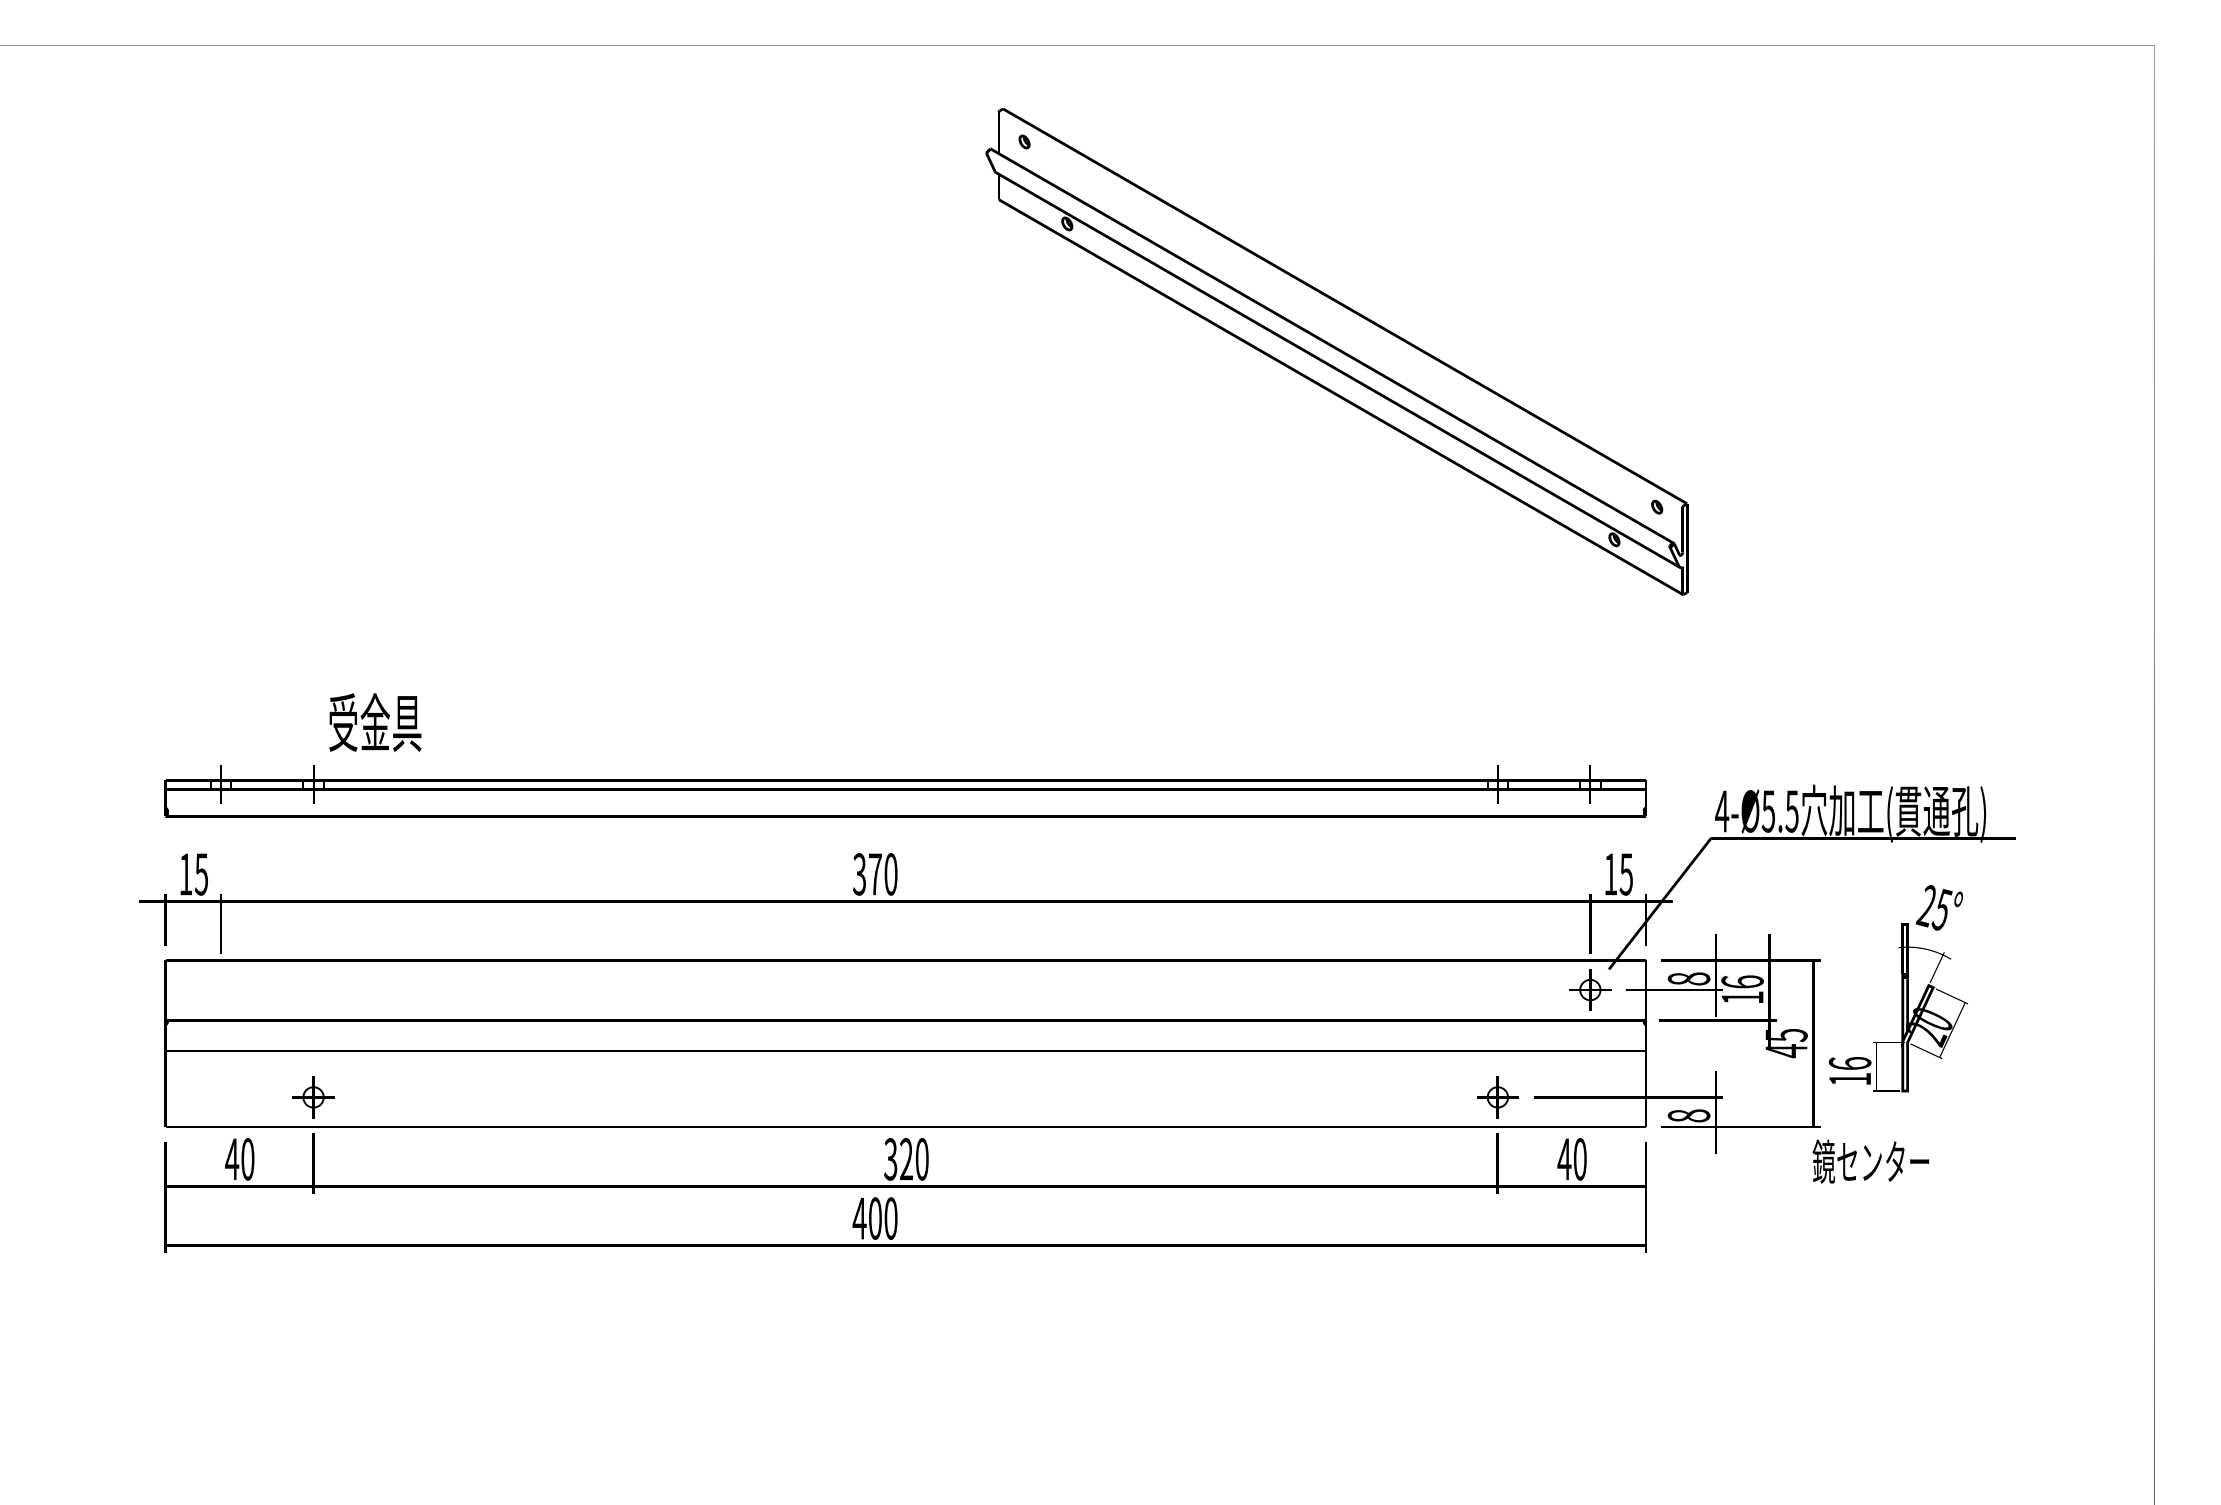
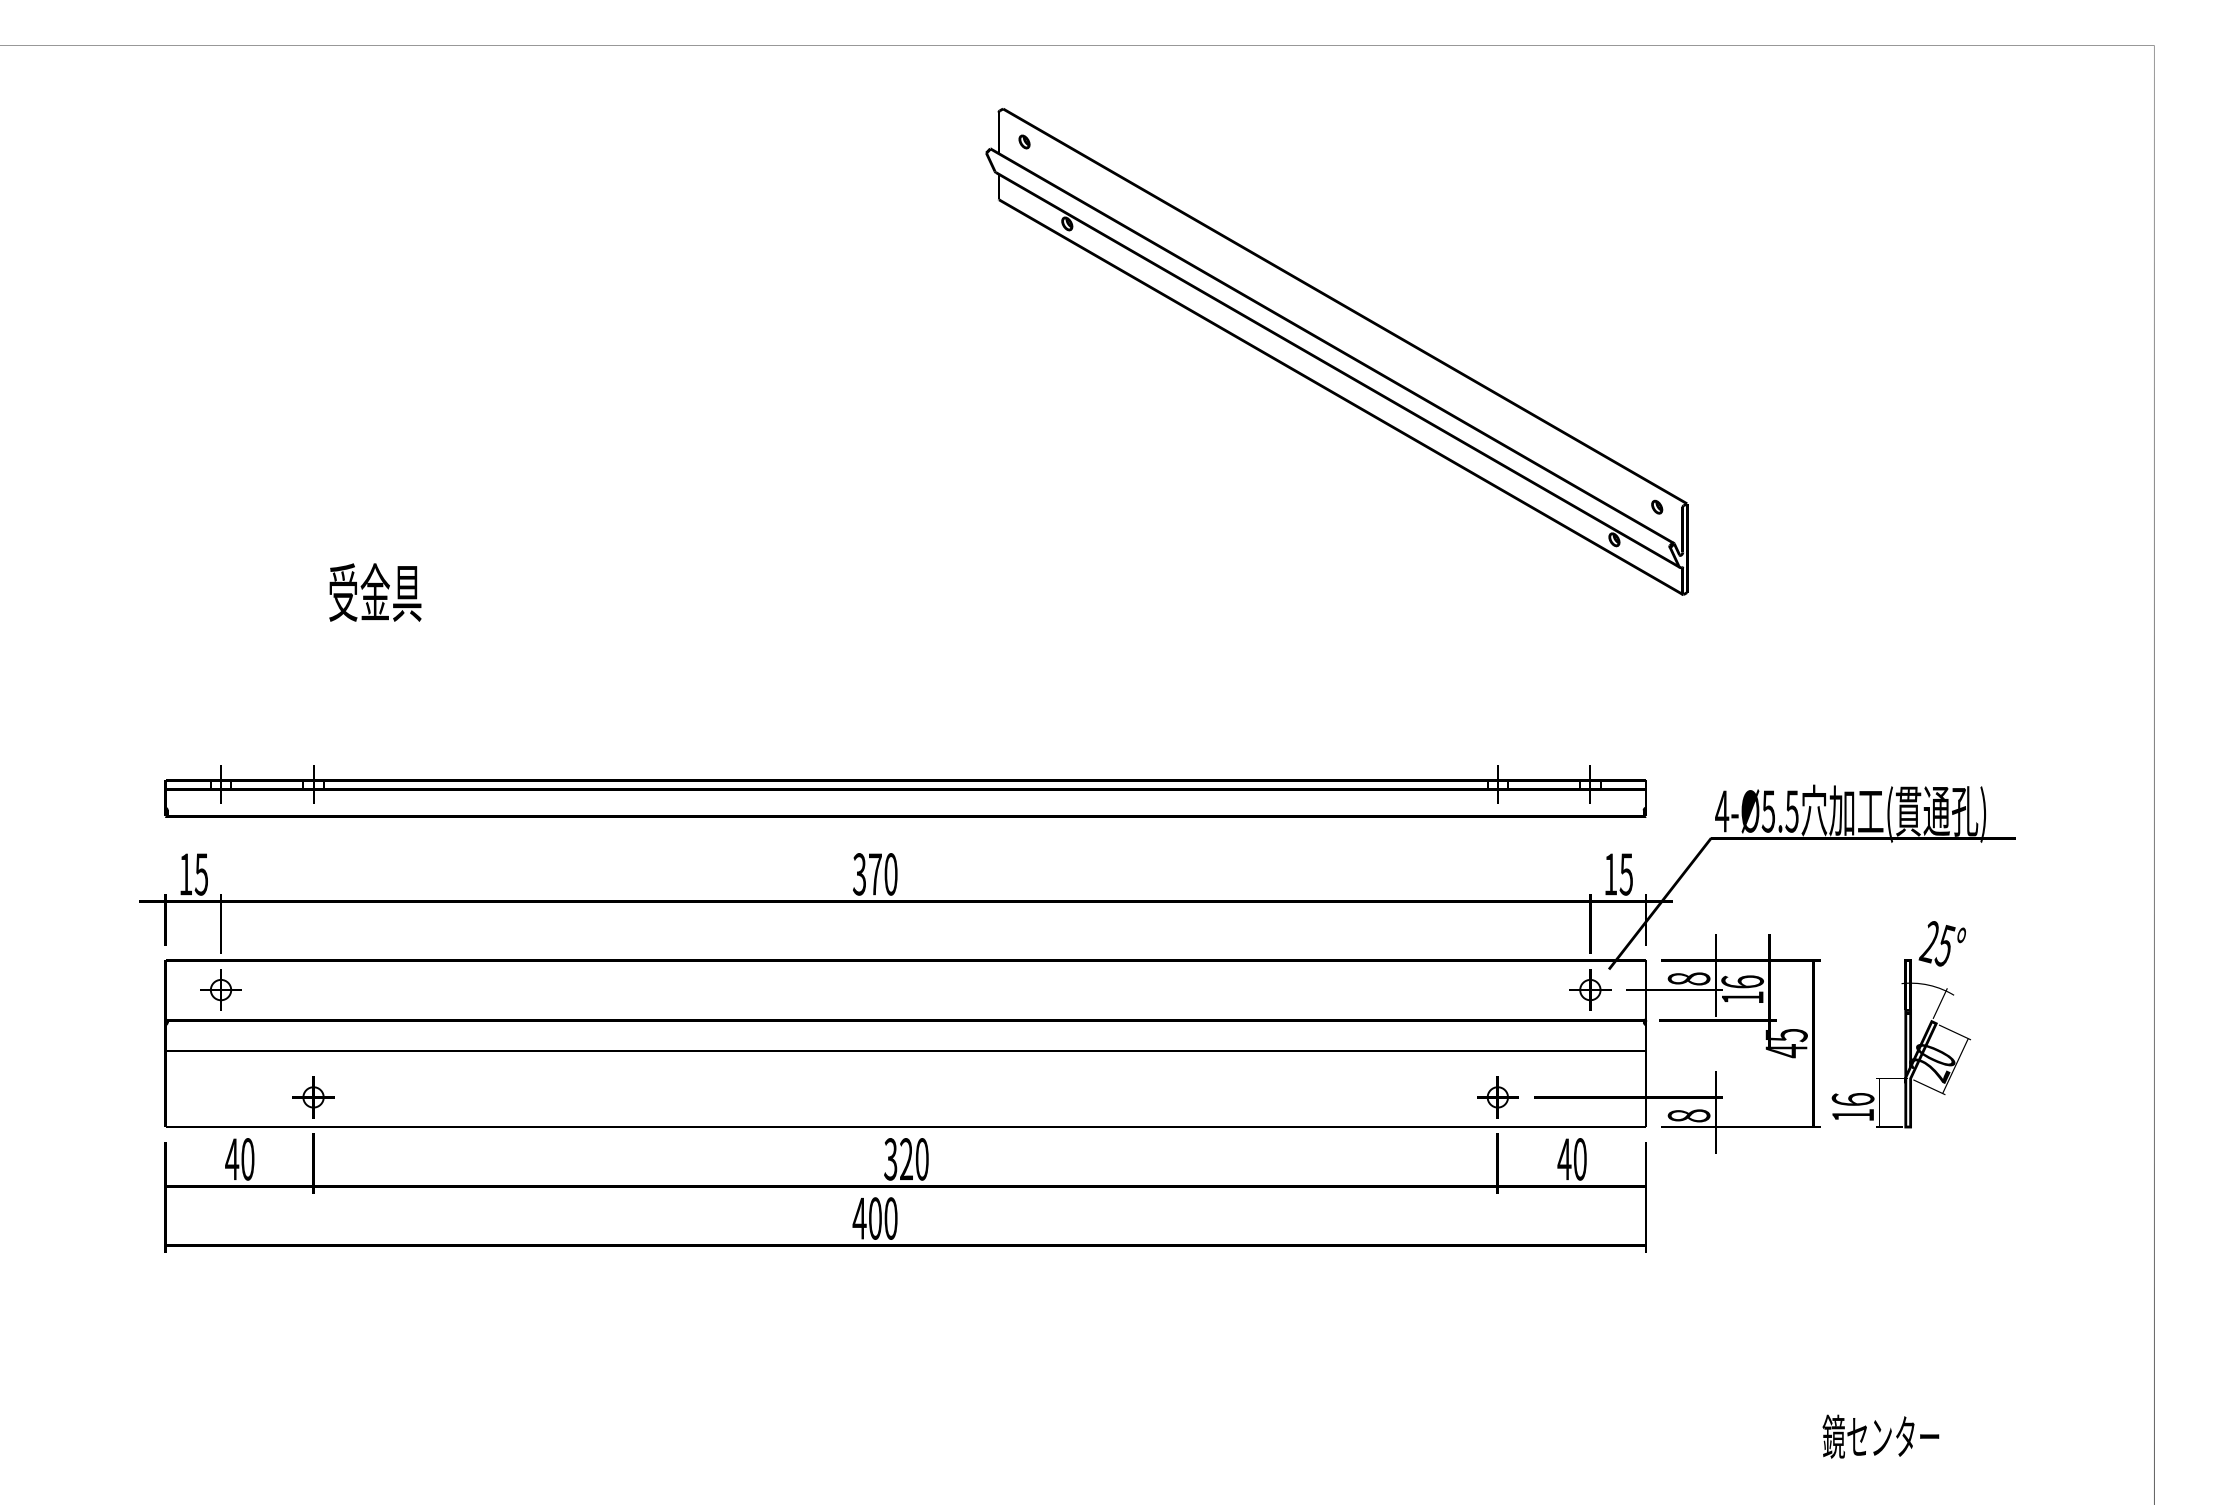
text position: (375, 722) -> (375, 592) (375, 592)
text position: (1897, 988) -> (1900, 1024) (1900, 1024)
part: none -> present (220, 989)
text position: (1870, 1161) -> (1880, 1436) (1880, 1436)
